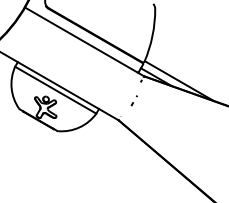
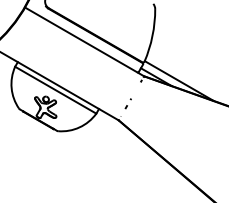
part position: (133, 100) -> (127, 103) (127, 103)
